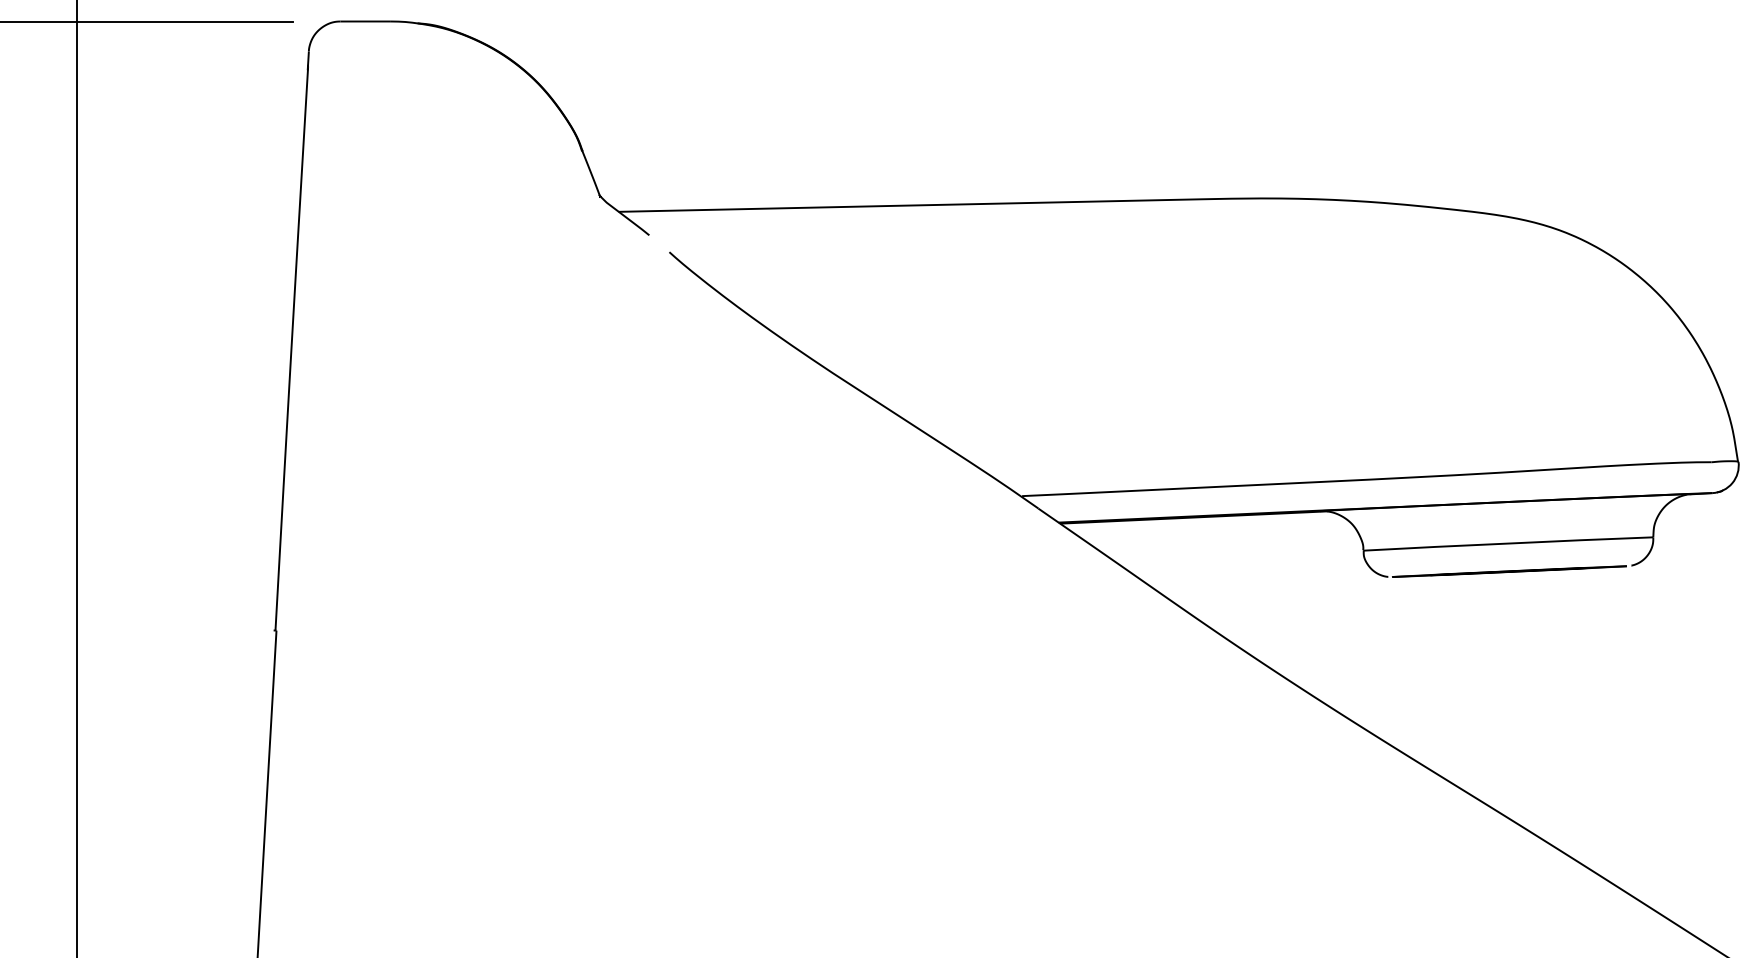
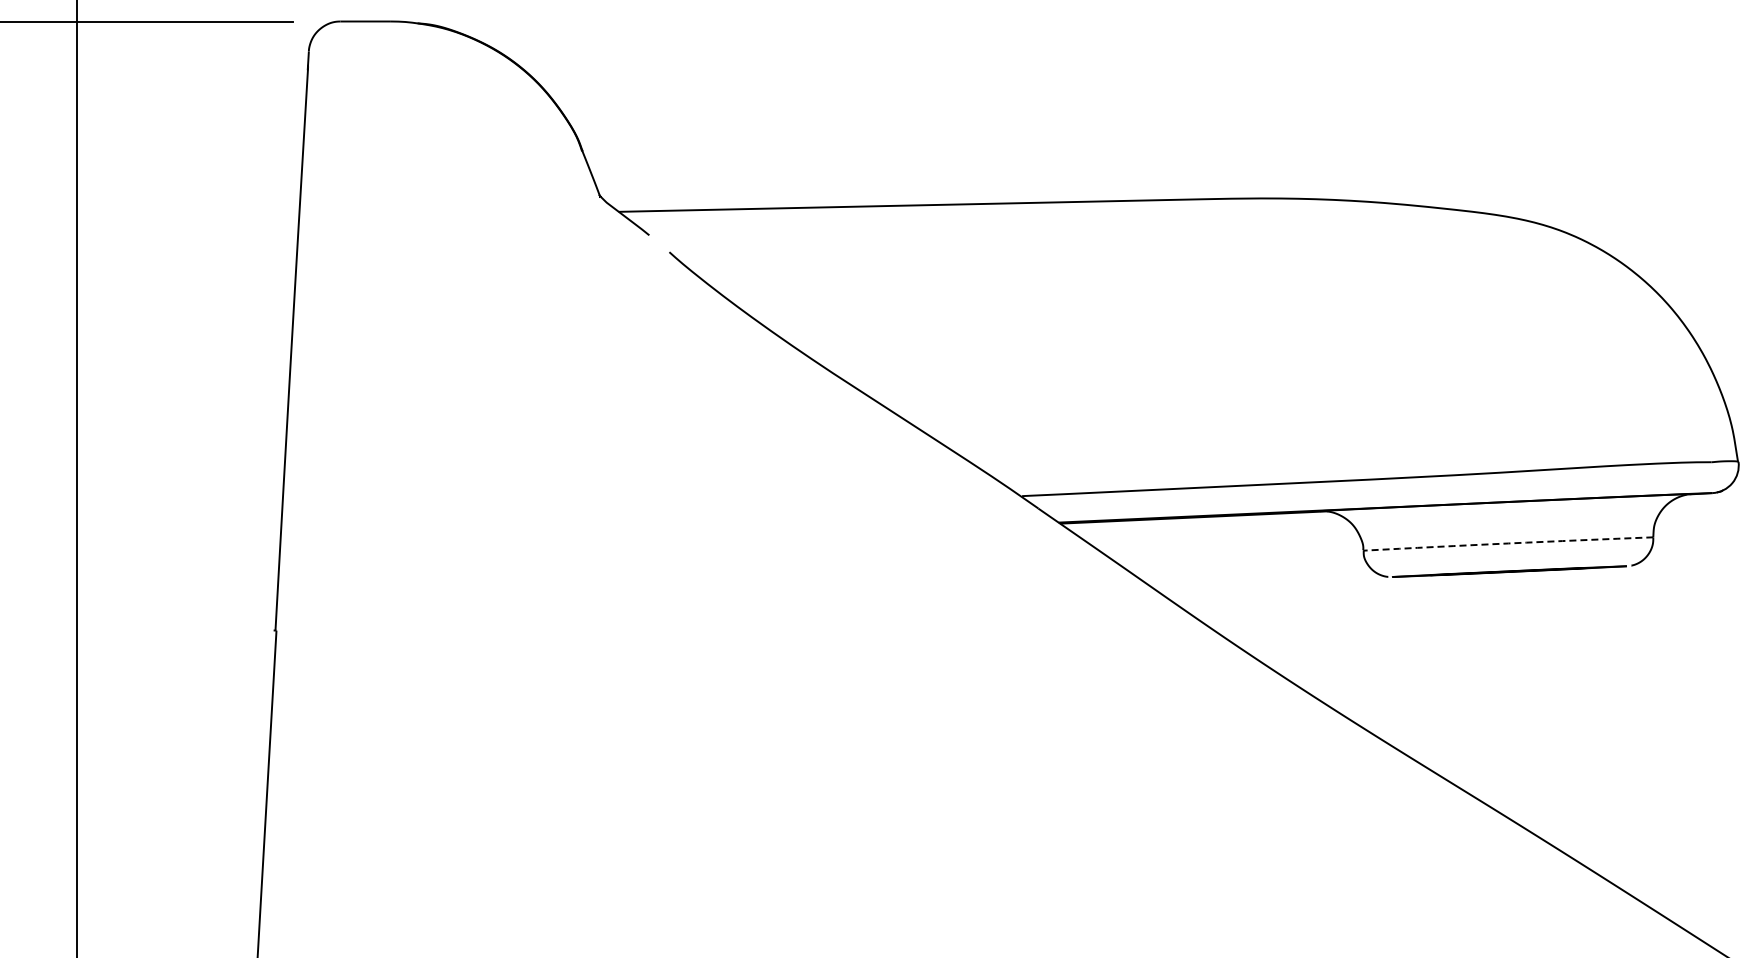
arc: solid -> dashed (1508, 543)
